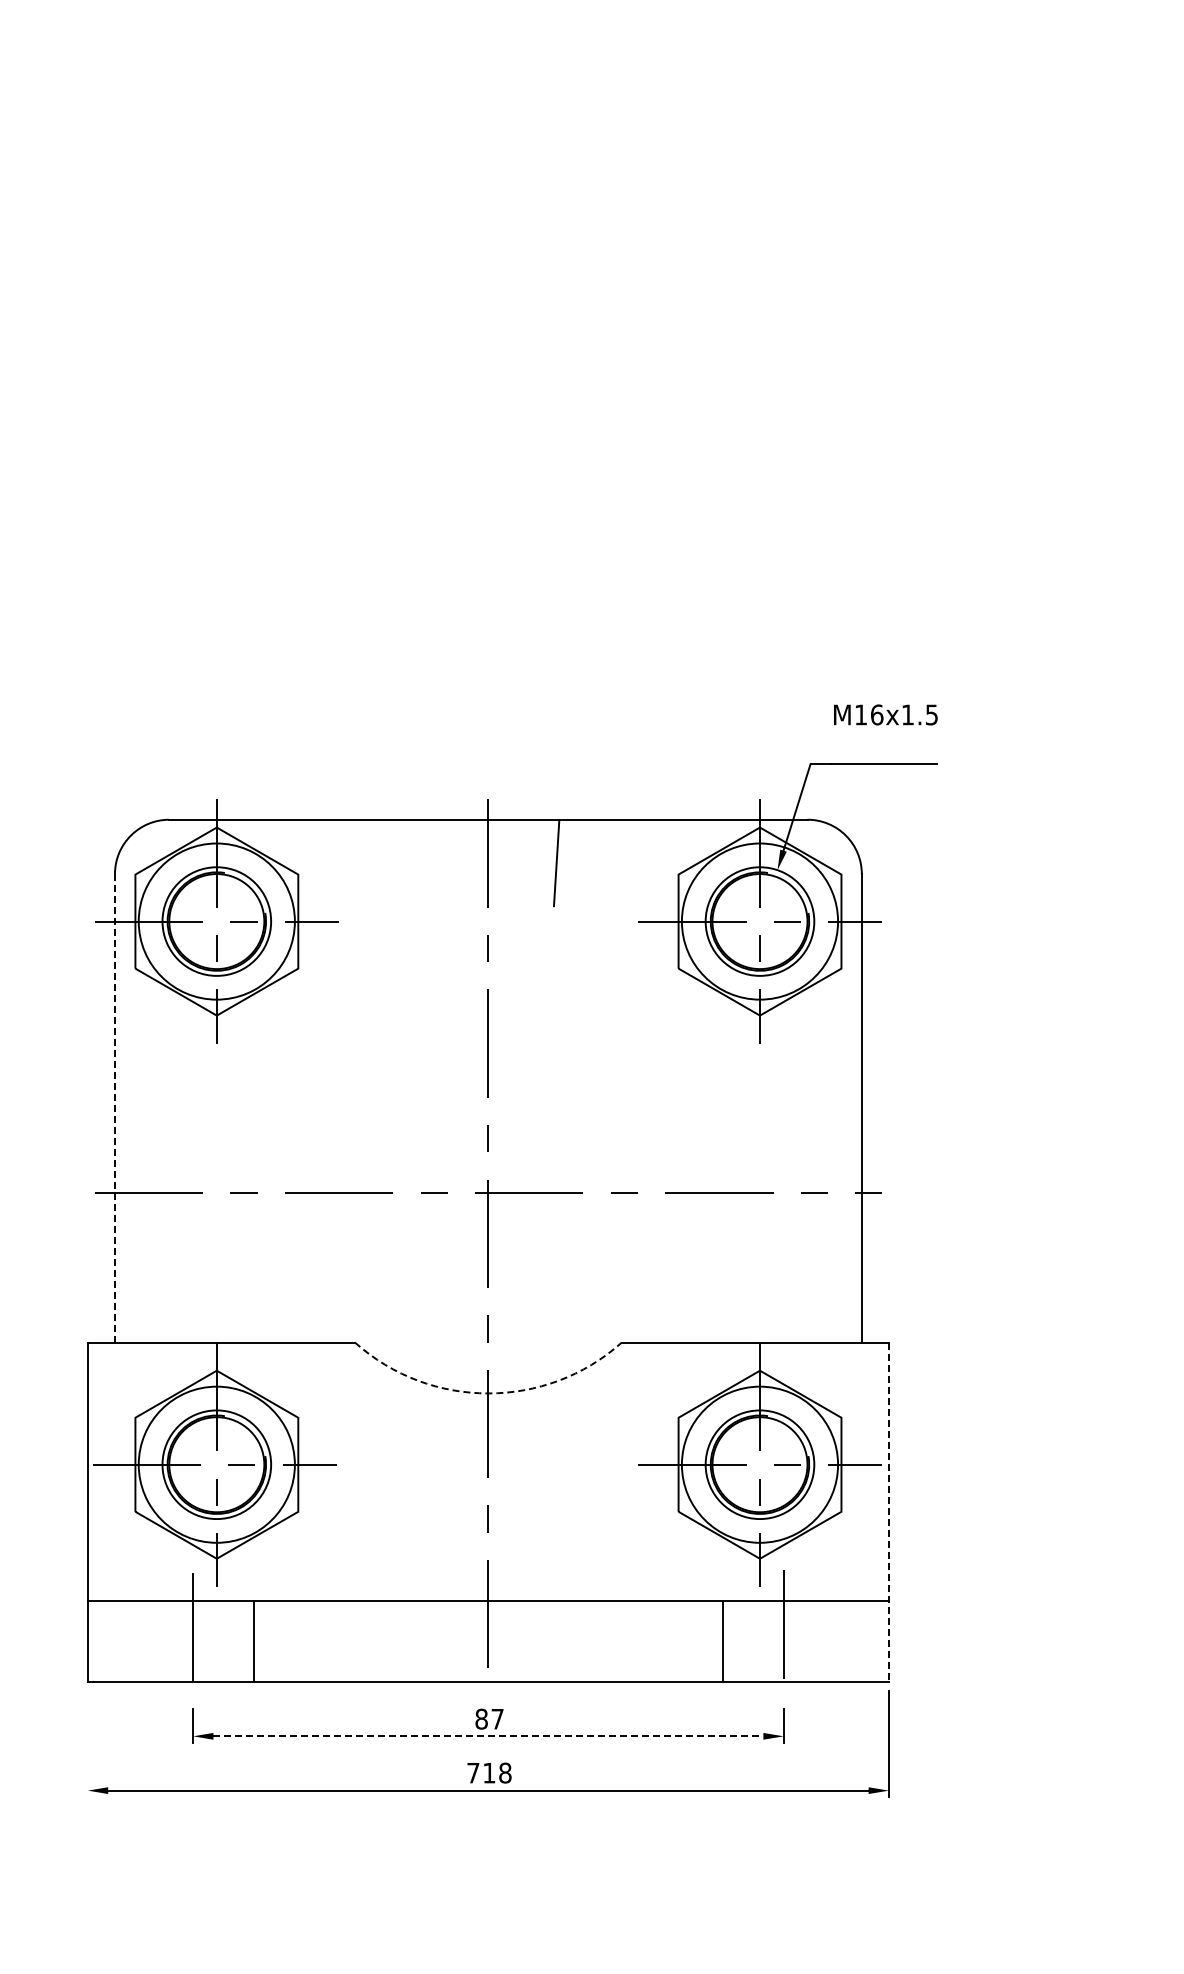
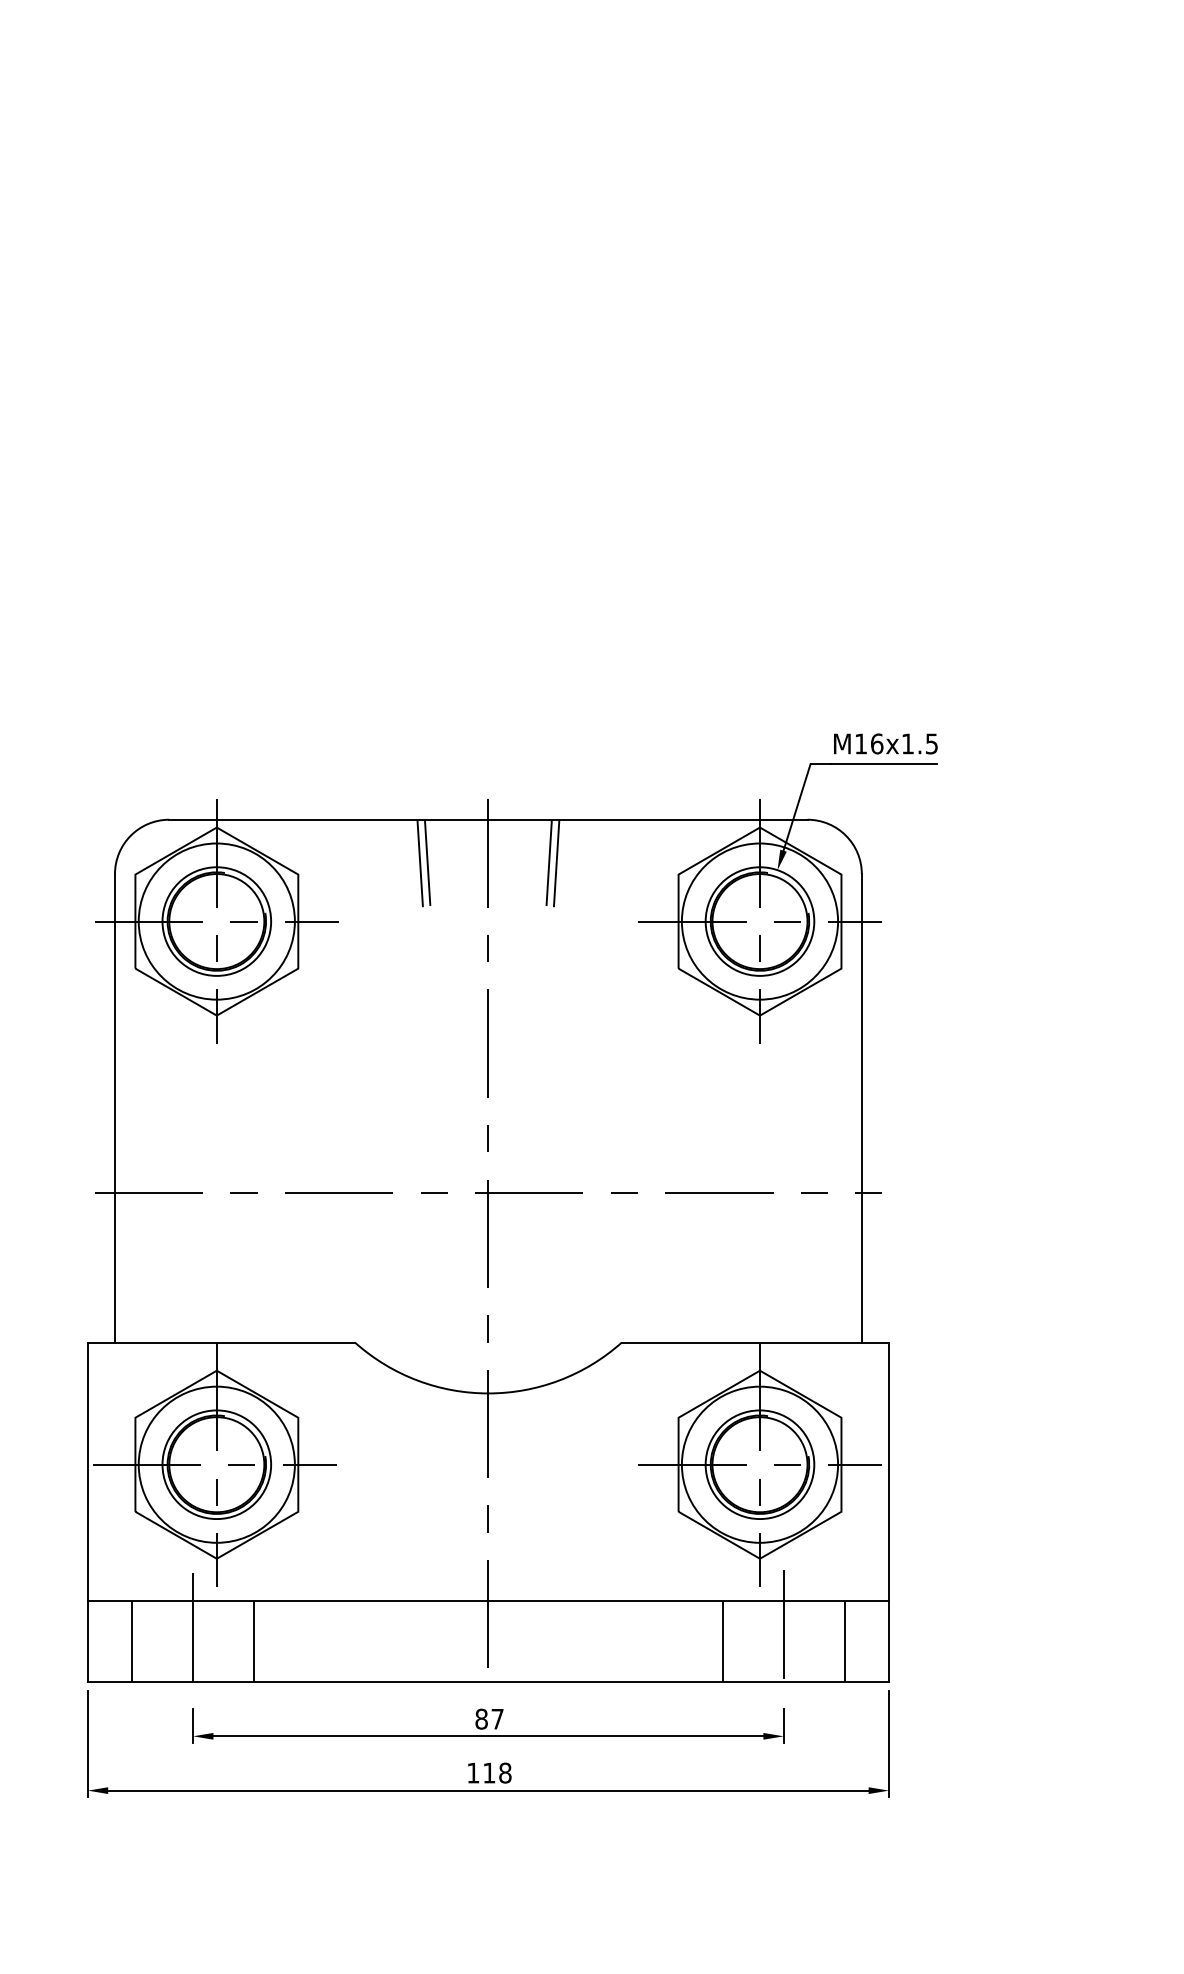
text position: (885, 714) -> (885, 743) (885, 743)
line: none -> present (427, 862)
line: none -> present (548, 862)
line: none -> present (419, 863)
line: dashed -> solid (114, 1108)
arc: dashed -> solid (488, 1393)
line: dashed -> solid (888, 1512)
line: none -> present (131, 1641)
line: none -> present (844, 1641)
line: dashed -> solid (488, 1736)
line: none -> present (87, 1743)
text: 718 -> 118 (473, 1773)
